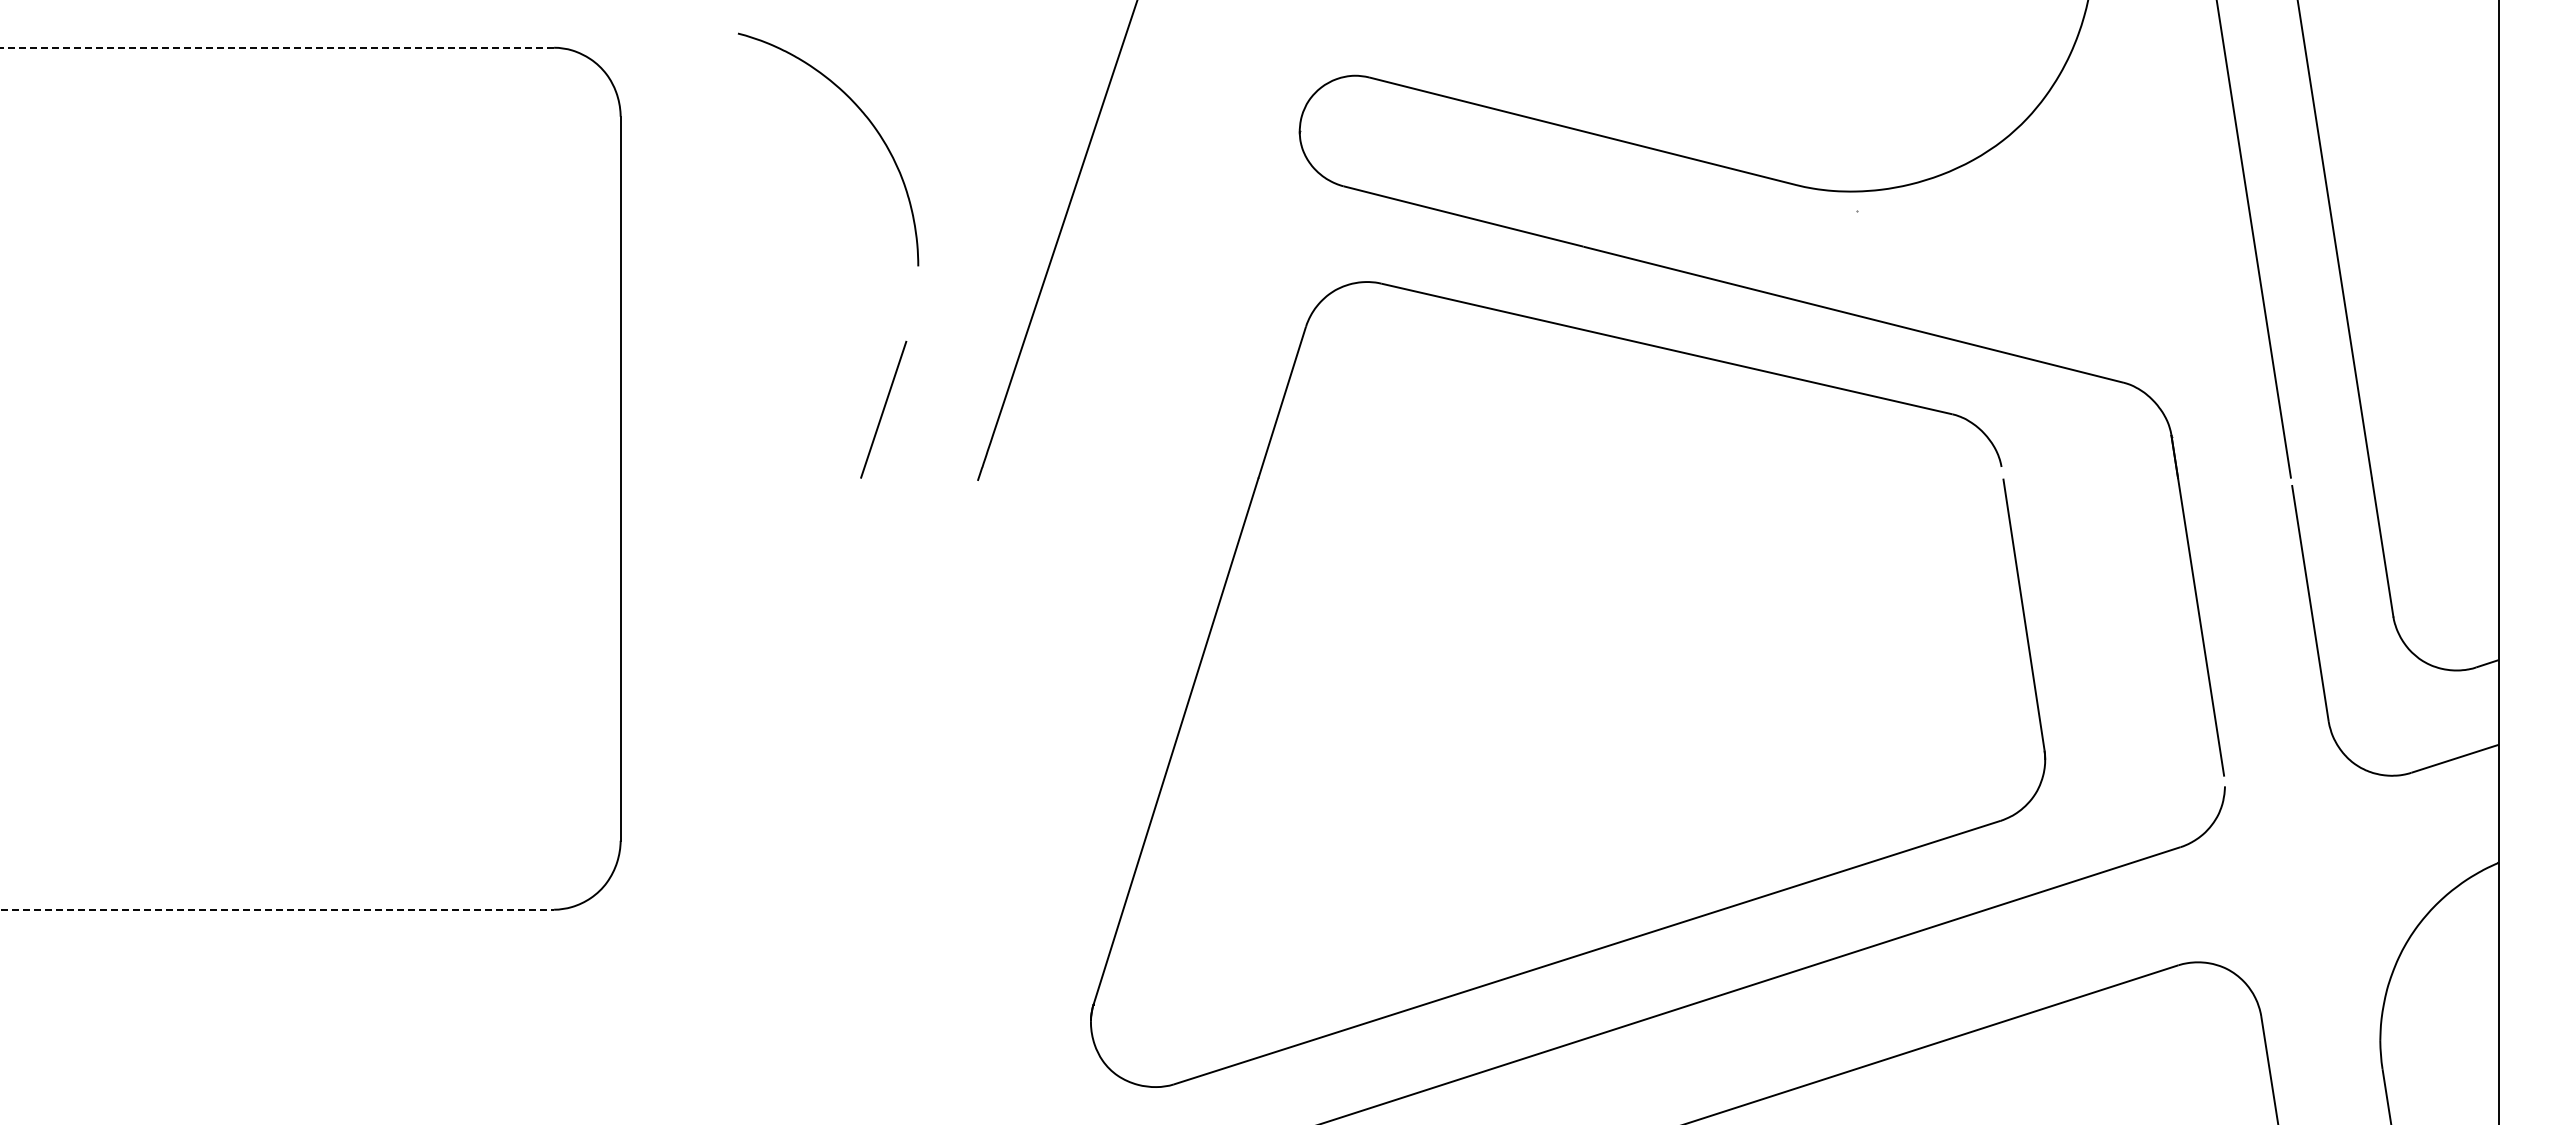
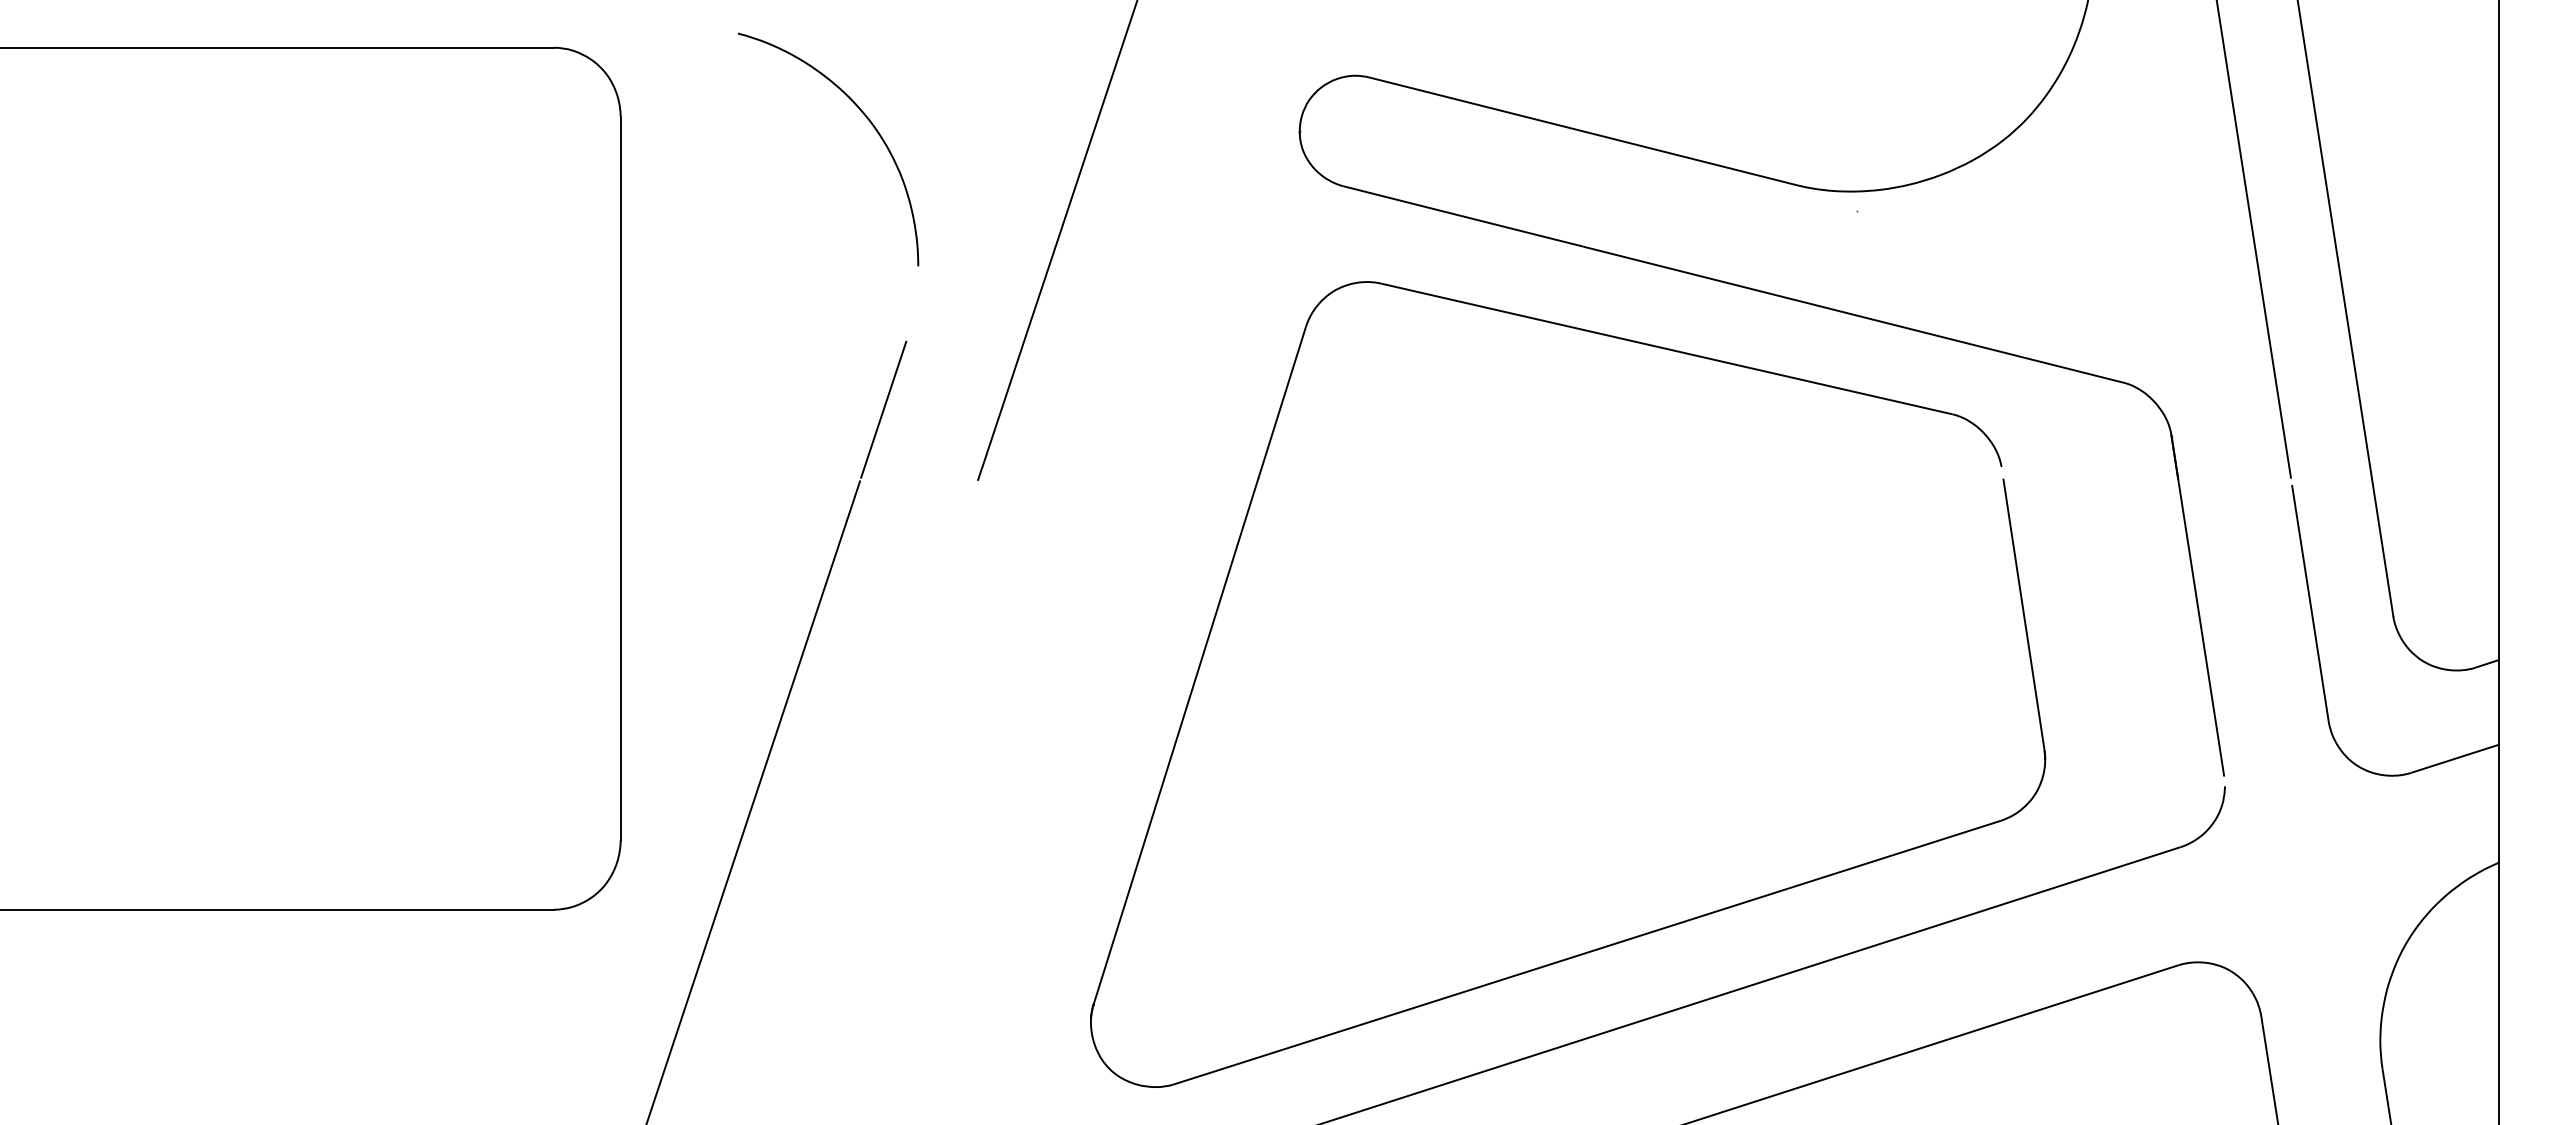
line: dashed -> solid (277, 47)
line: none -> present (753, 801)
line: dashed -> solid (277, 909)
